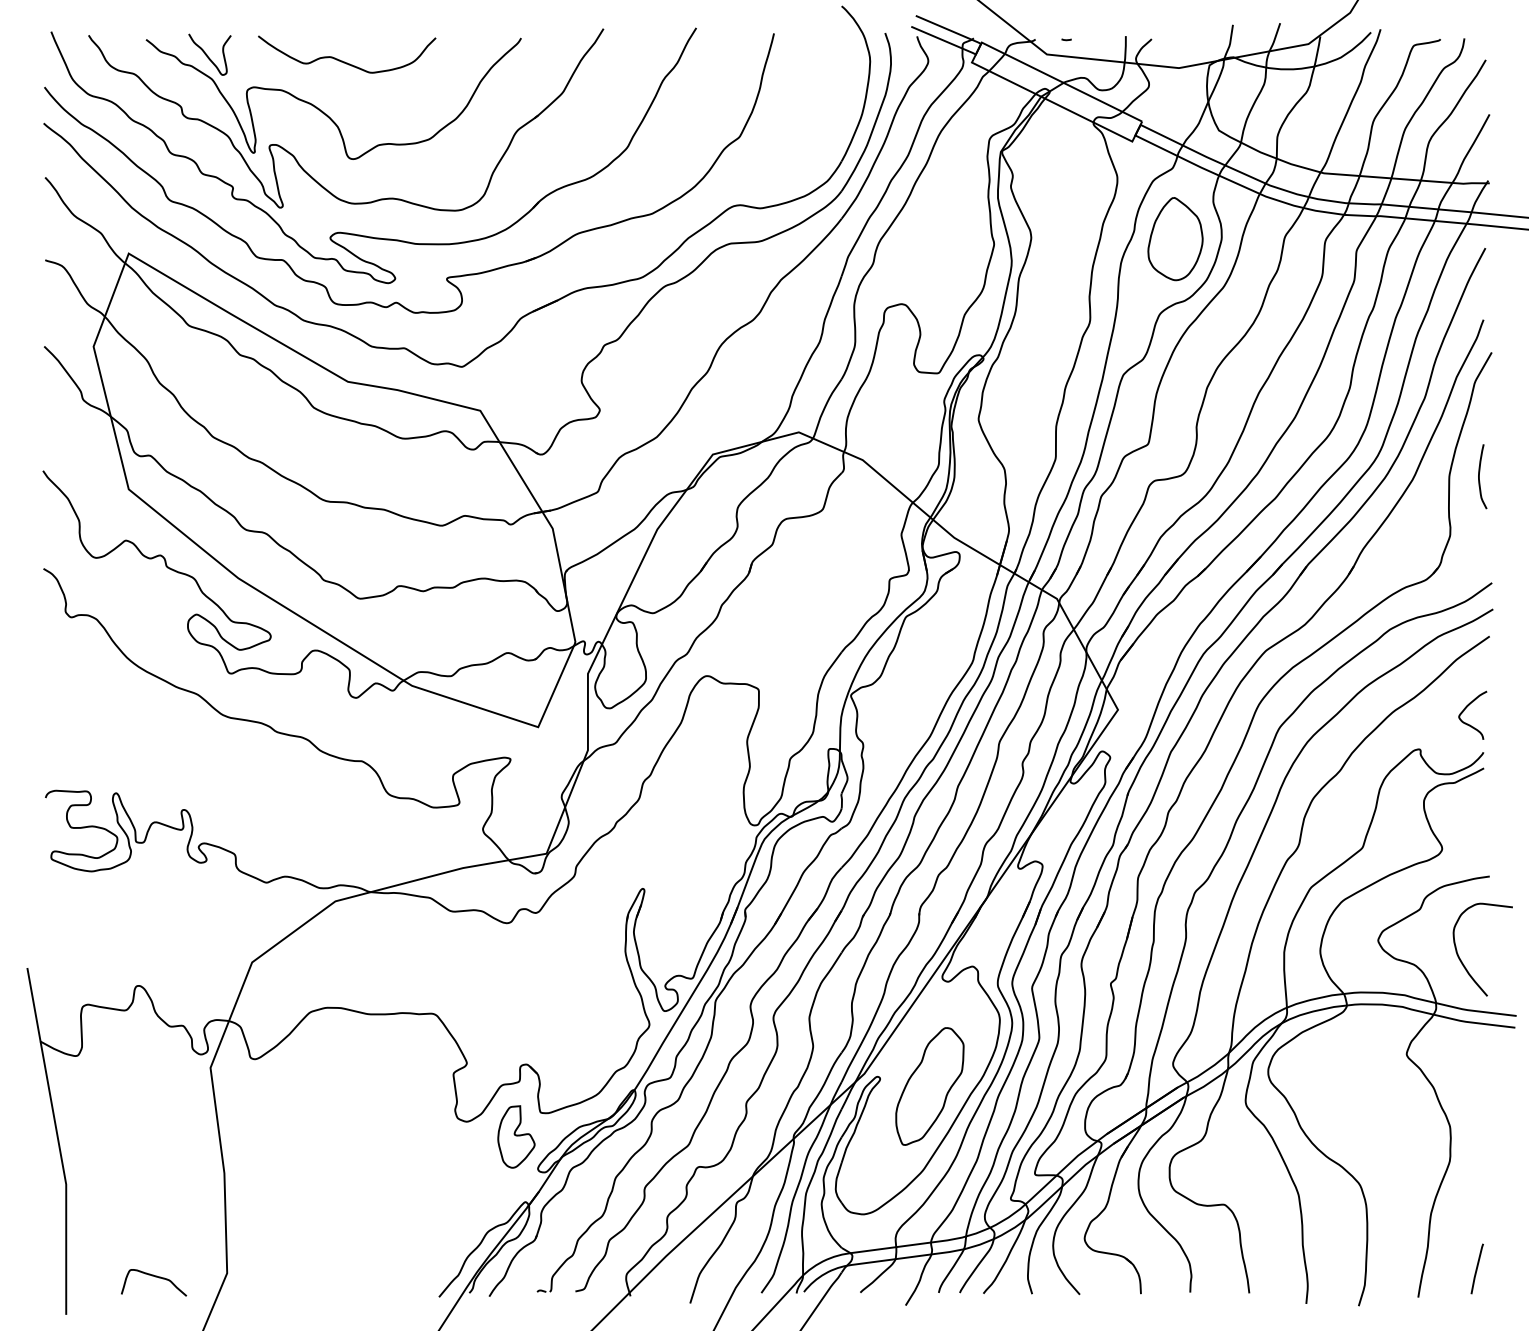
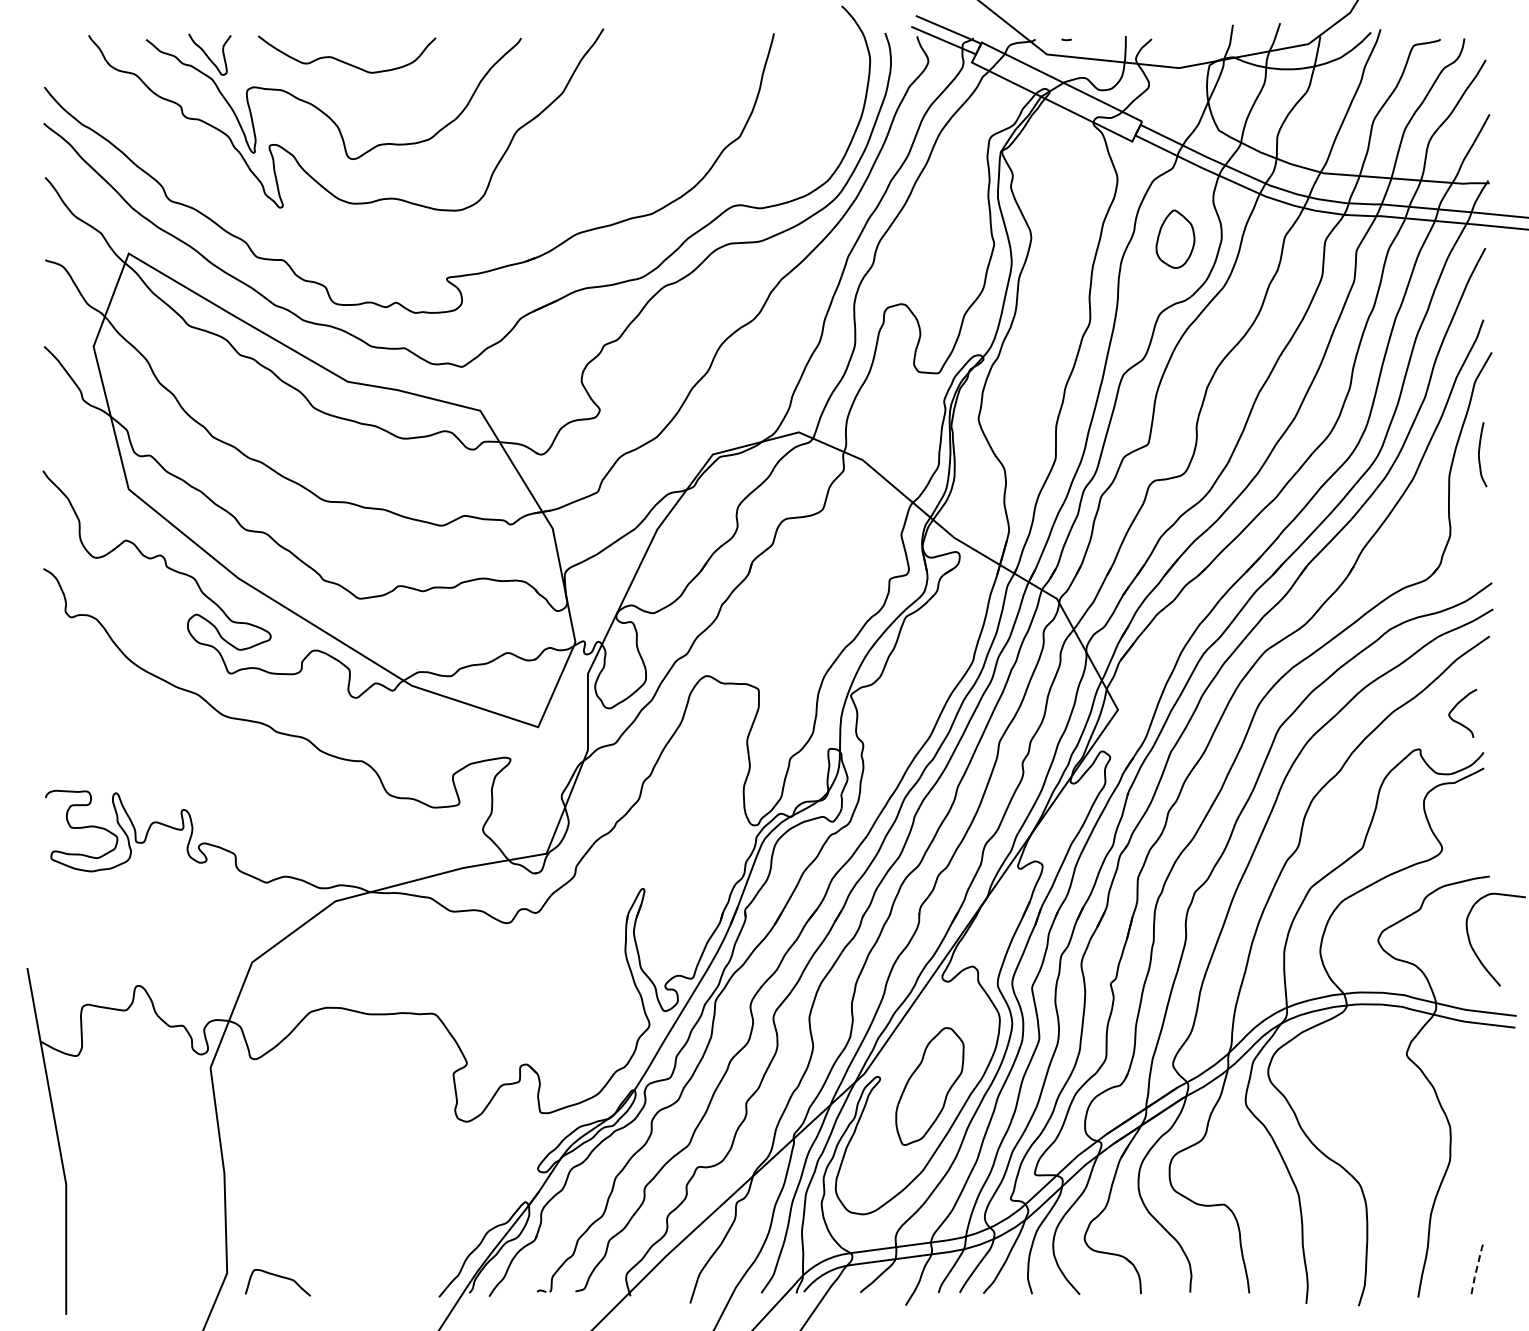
part: present -> none (360, 234)
part size: 57x85 px -> 41x60 px (1175, 238)
curve position: (1479, 476) -> (1479, 454) (1479, 454)
curve position: (1466, 708) -> (1456, 706) (1456, 706)
curve position: (1461, 959) -> (1474, 949) (1474, 949)
part: present -> none (516, 1136)
line: solid -> dashed (1476, 1268)
curve position: (155, 1277) -> (279, 1277) (279, 1277)
